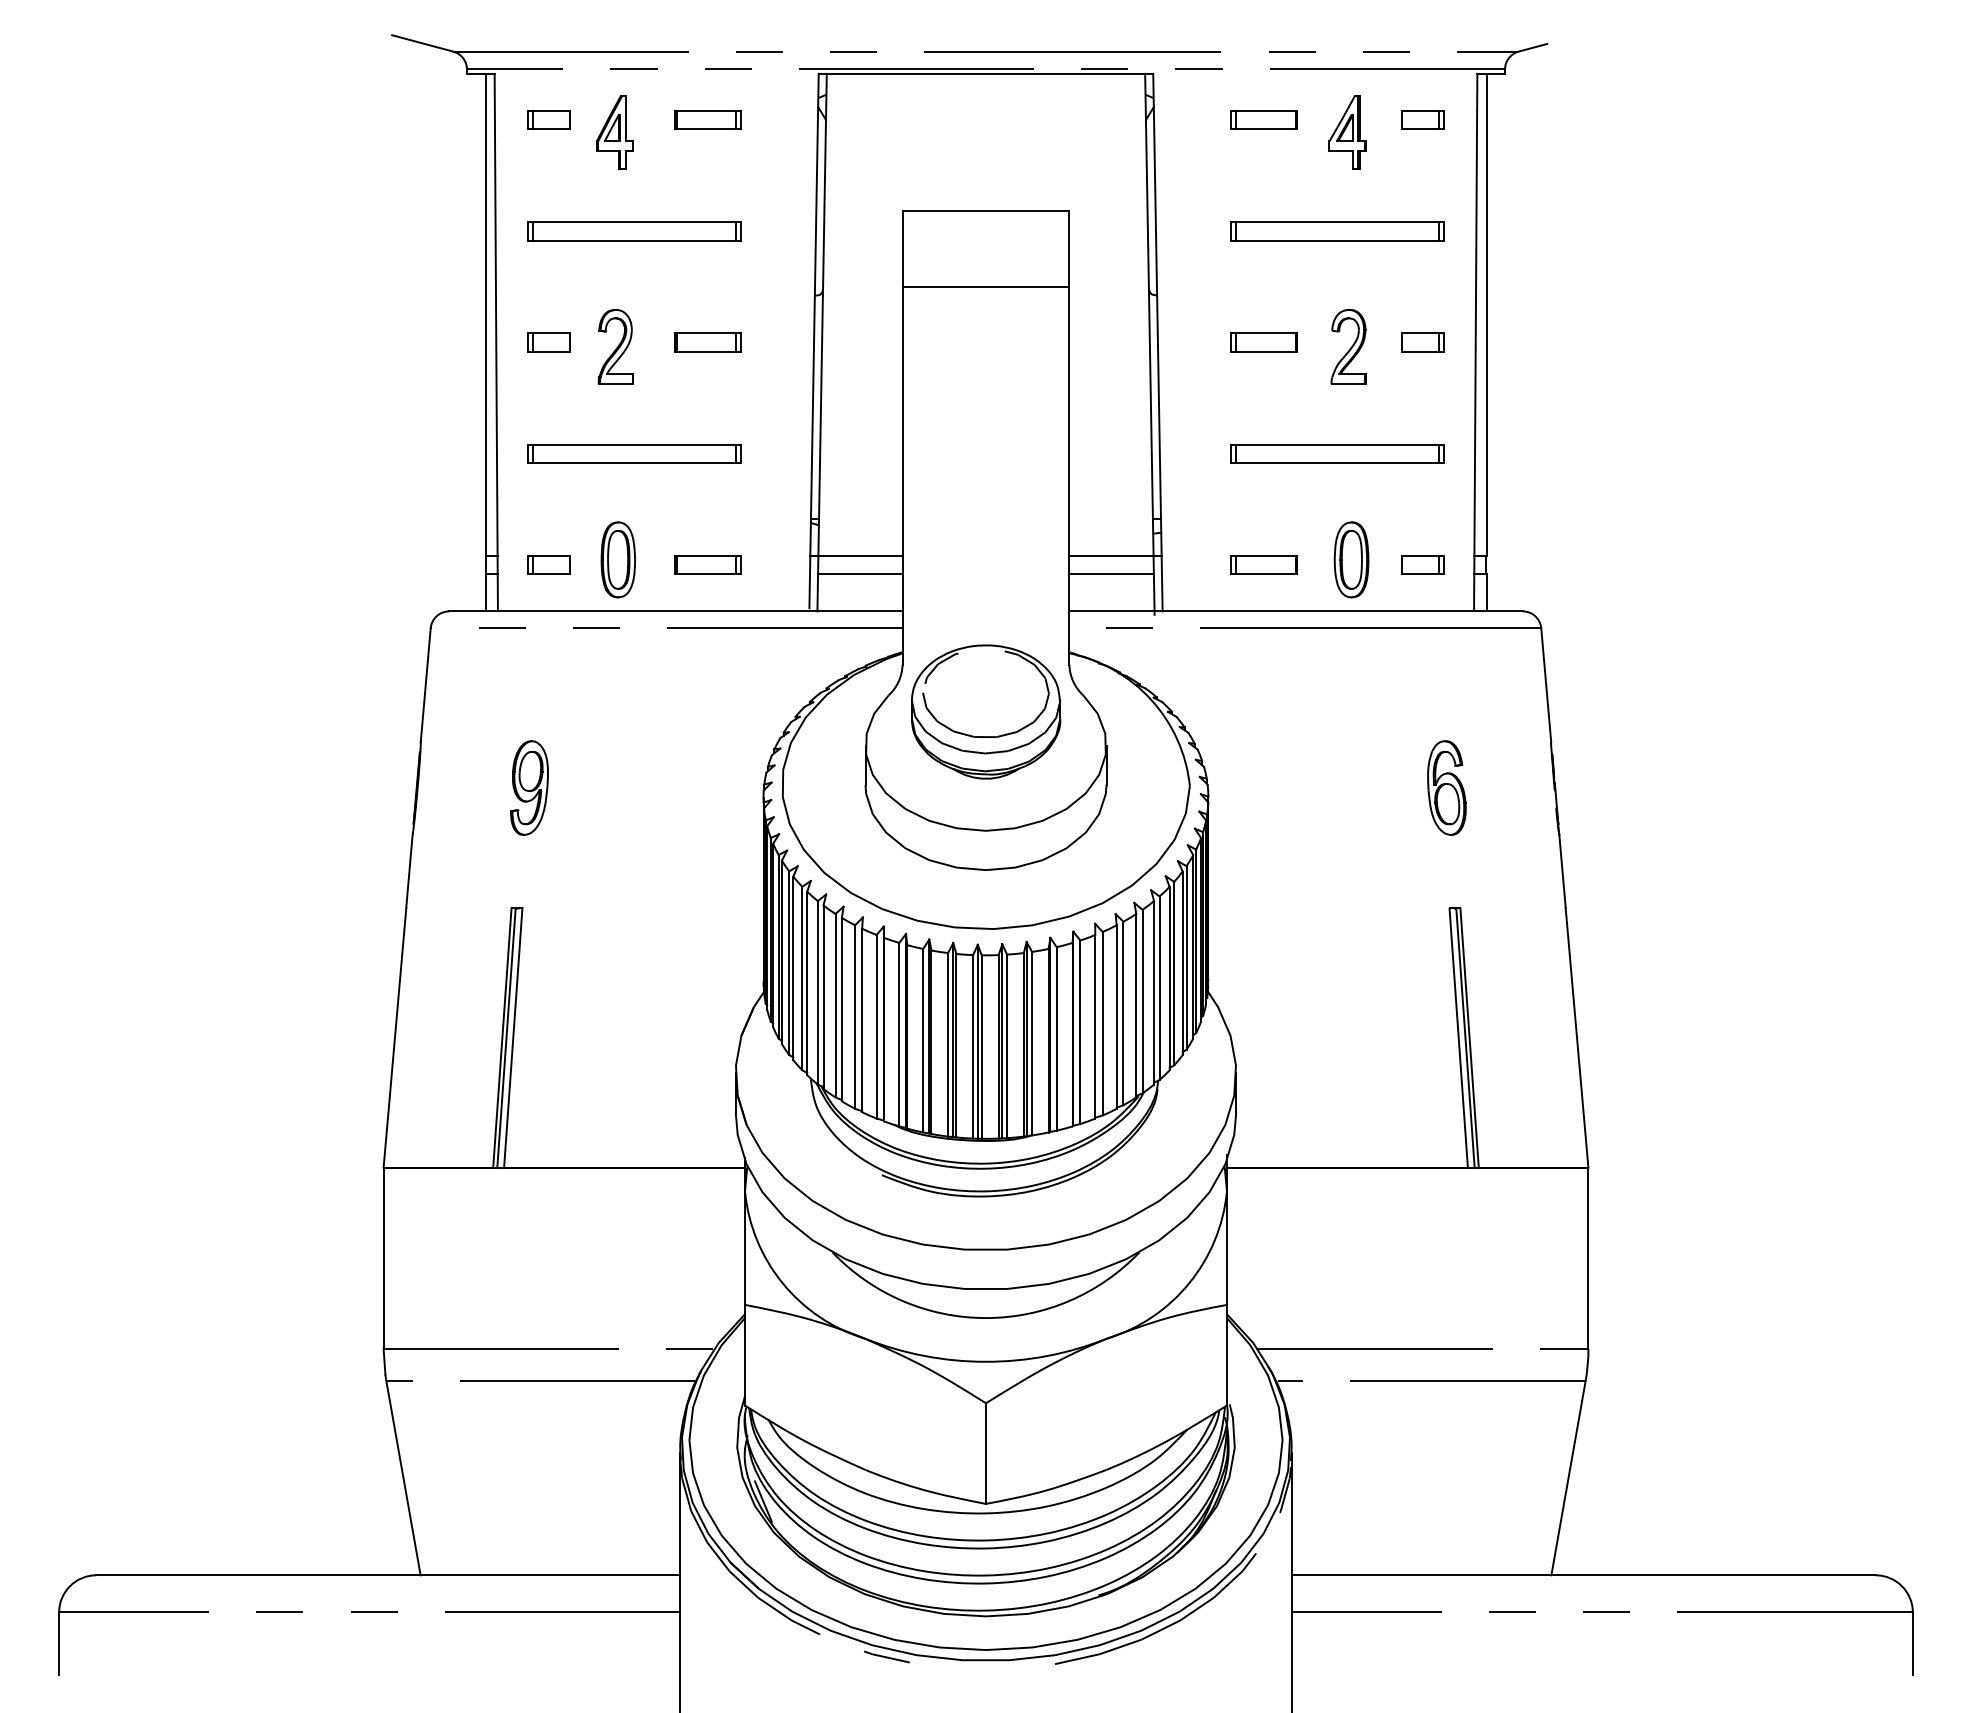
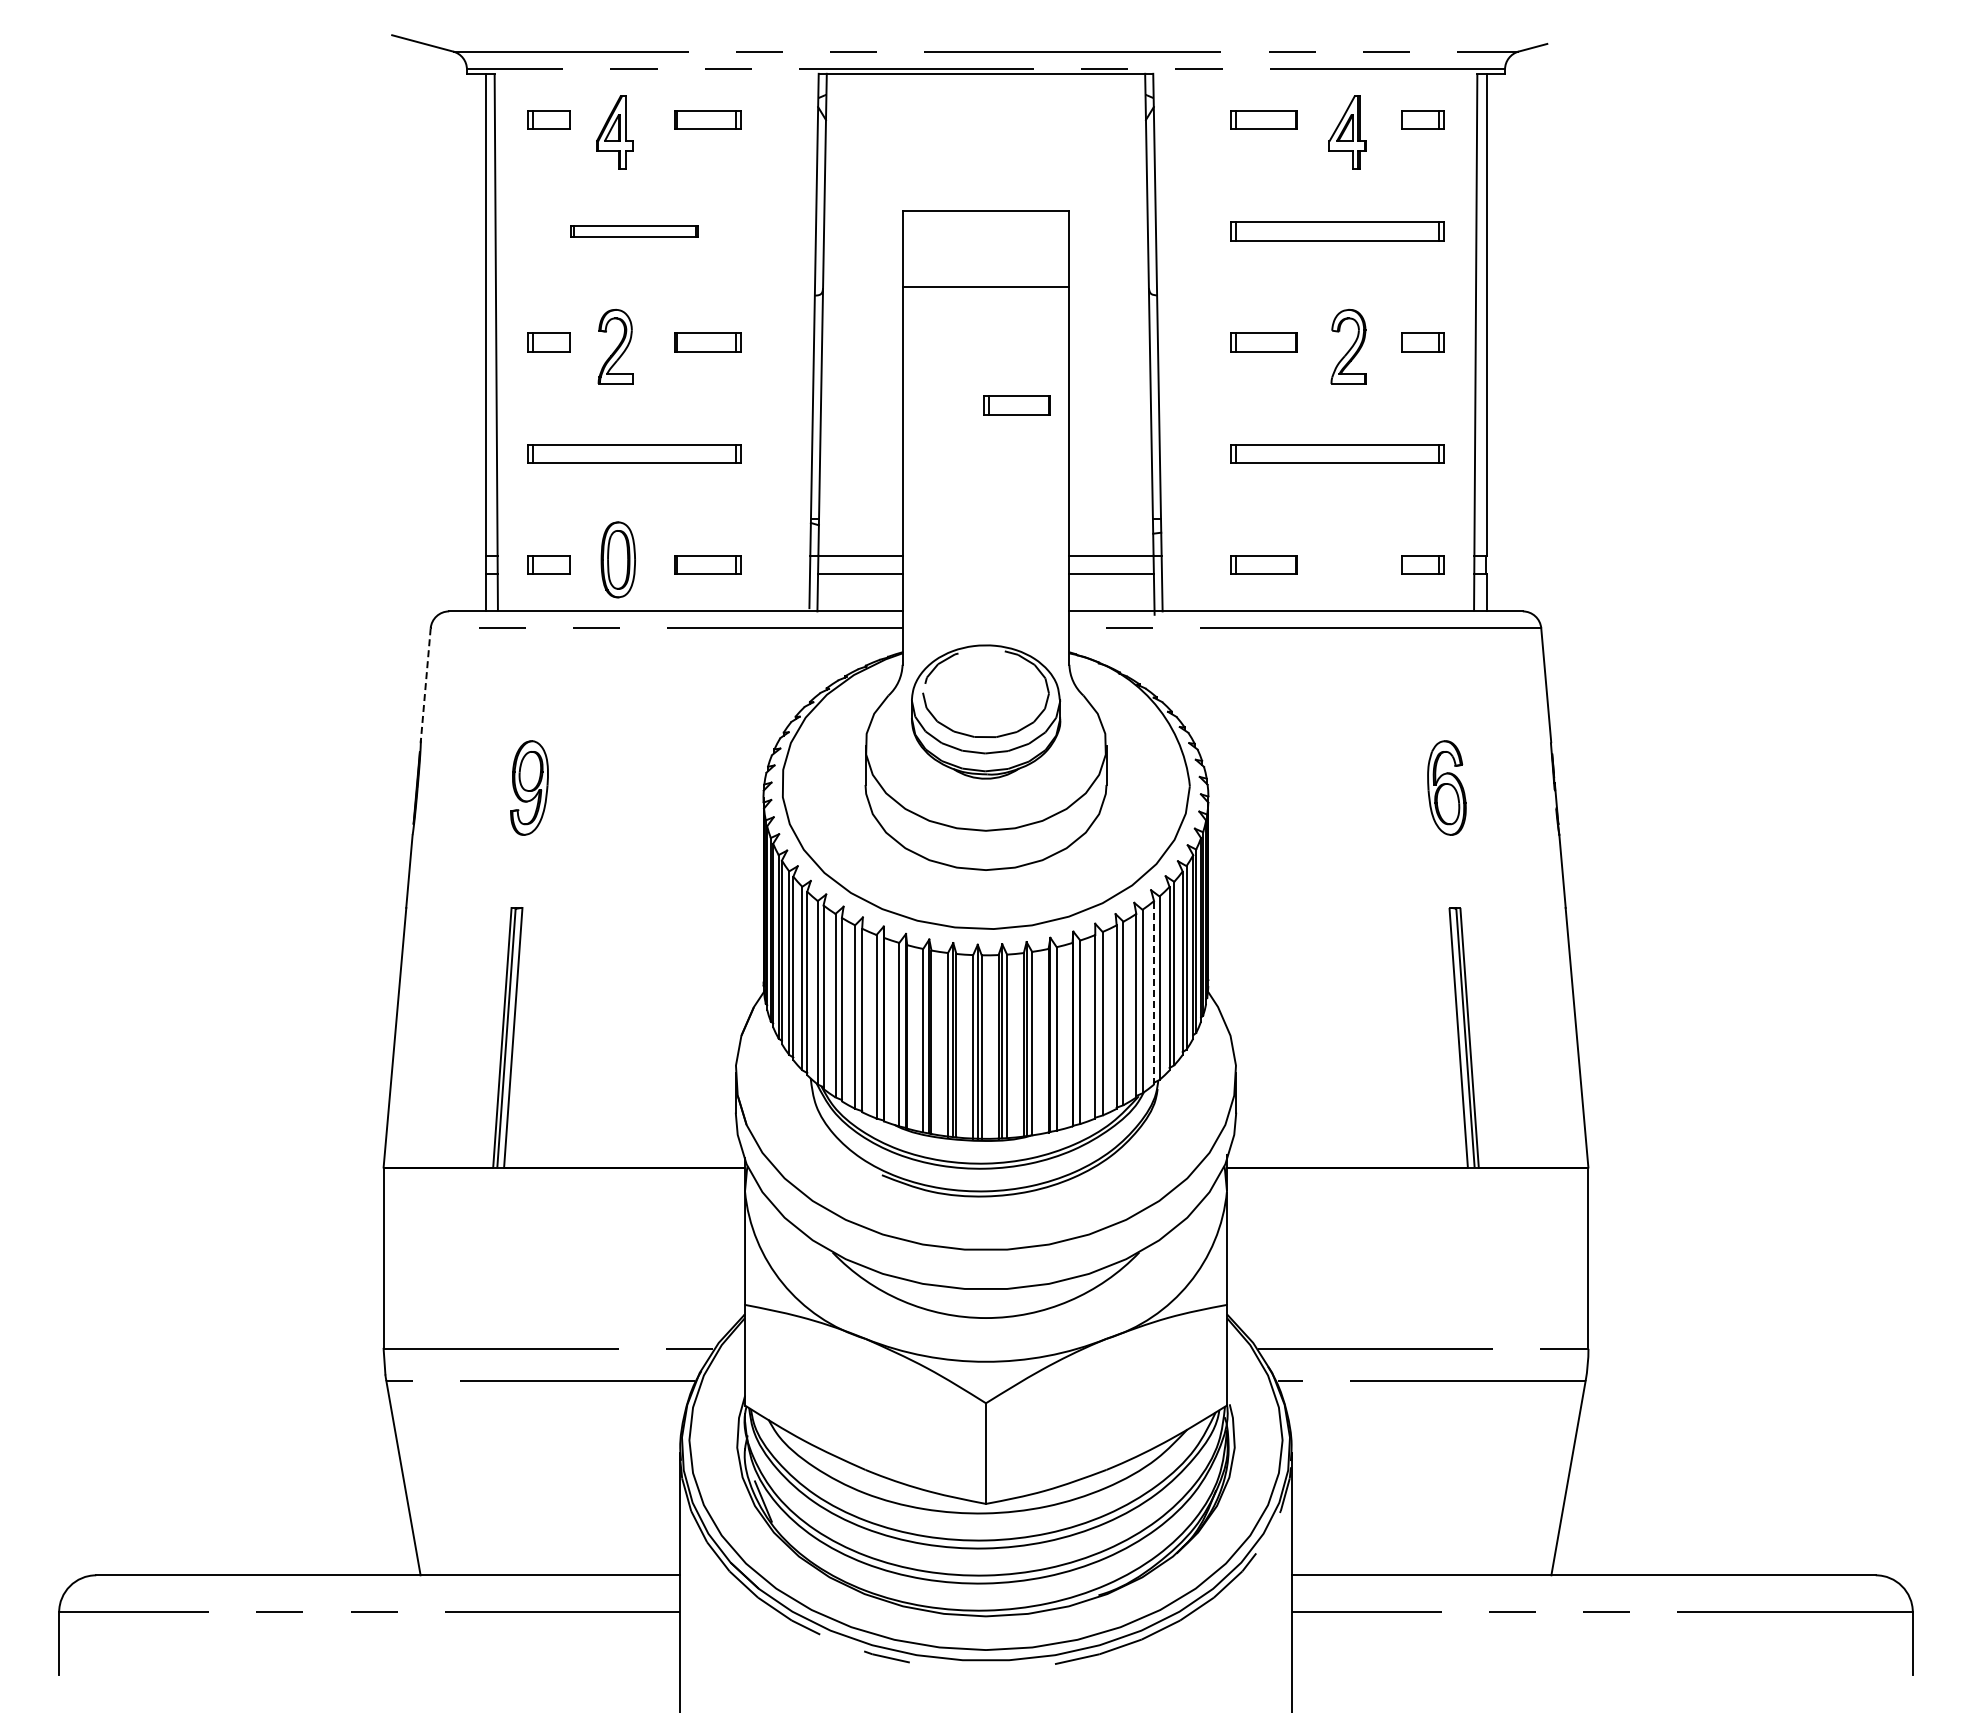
part size: 215x21 px -> 129x13 px (634, 231)
part: none -> present (1016, 405)
part: present -> none (1351, 559)
line: solid -> dashed (425, 684)
line: solid -> dashed (1154, 992)
